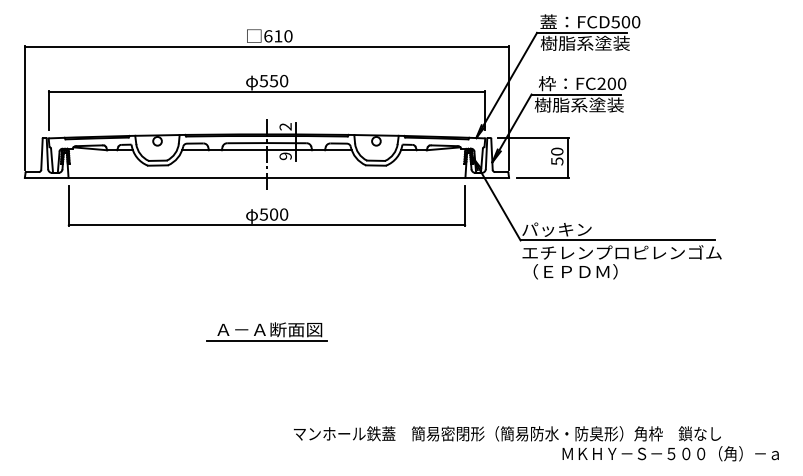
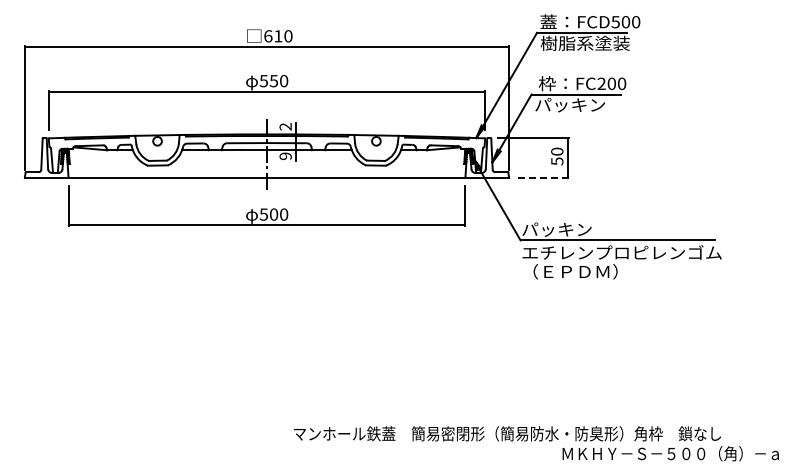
text: 樹脂系塗装 -> パッキン (578, 104)
line: solid -> dashed (542, 177)
part: present -> none (266, 331)
